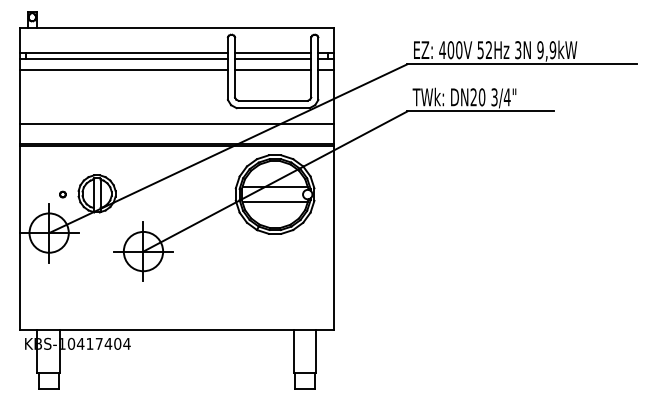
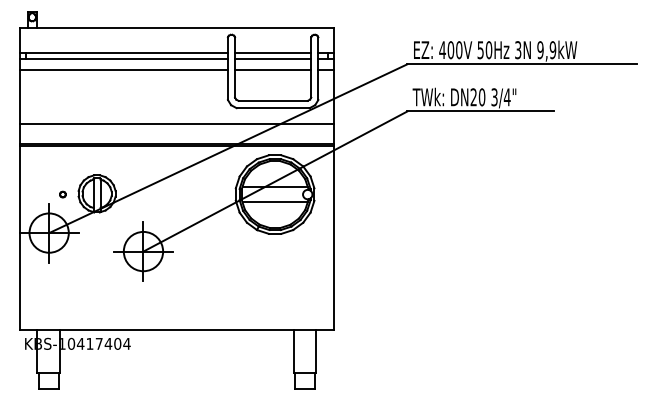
text: 52Hz -> 50Hz (488, 50)
